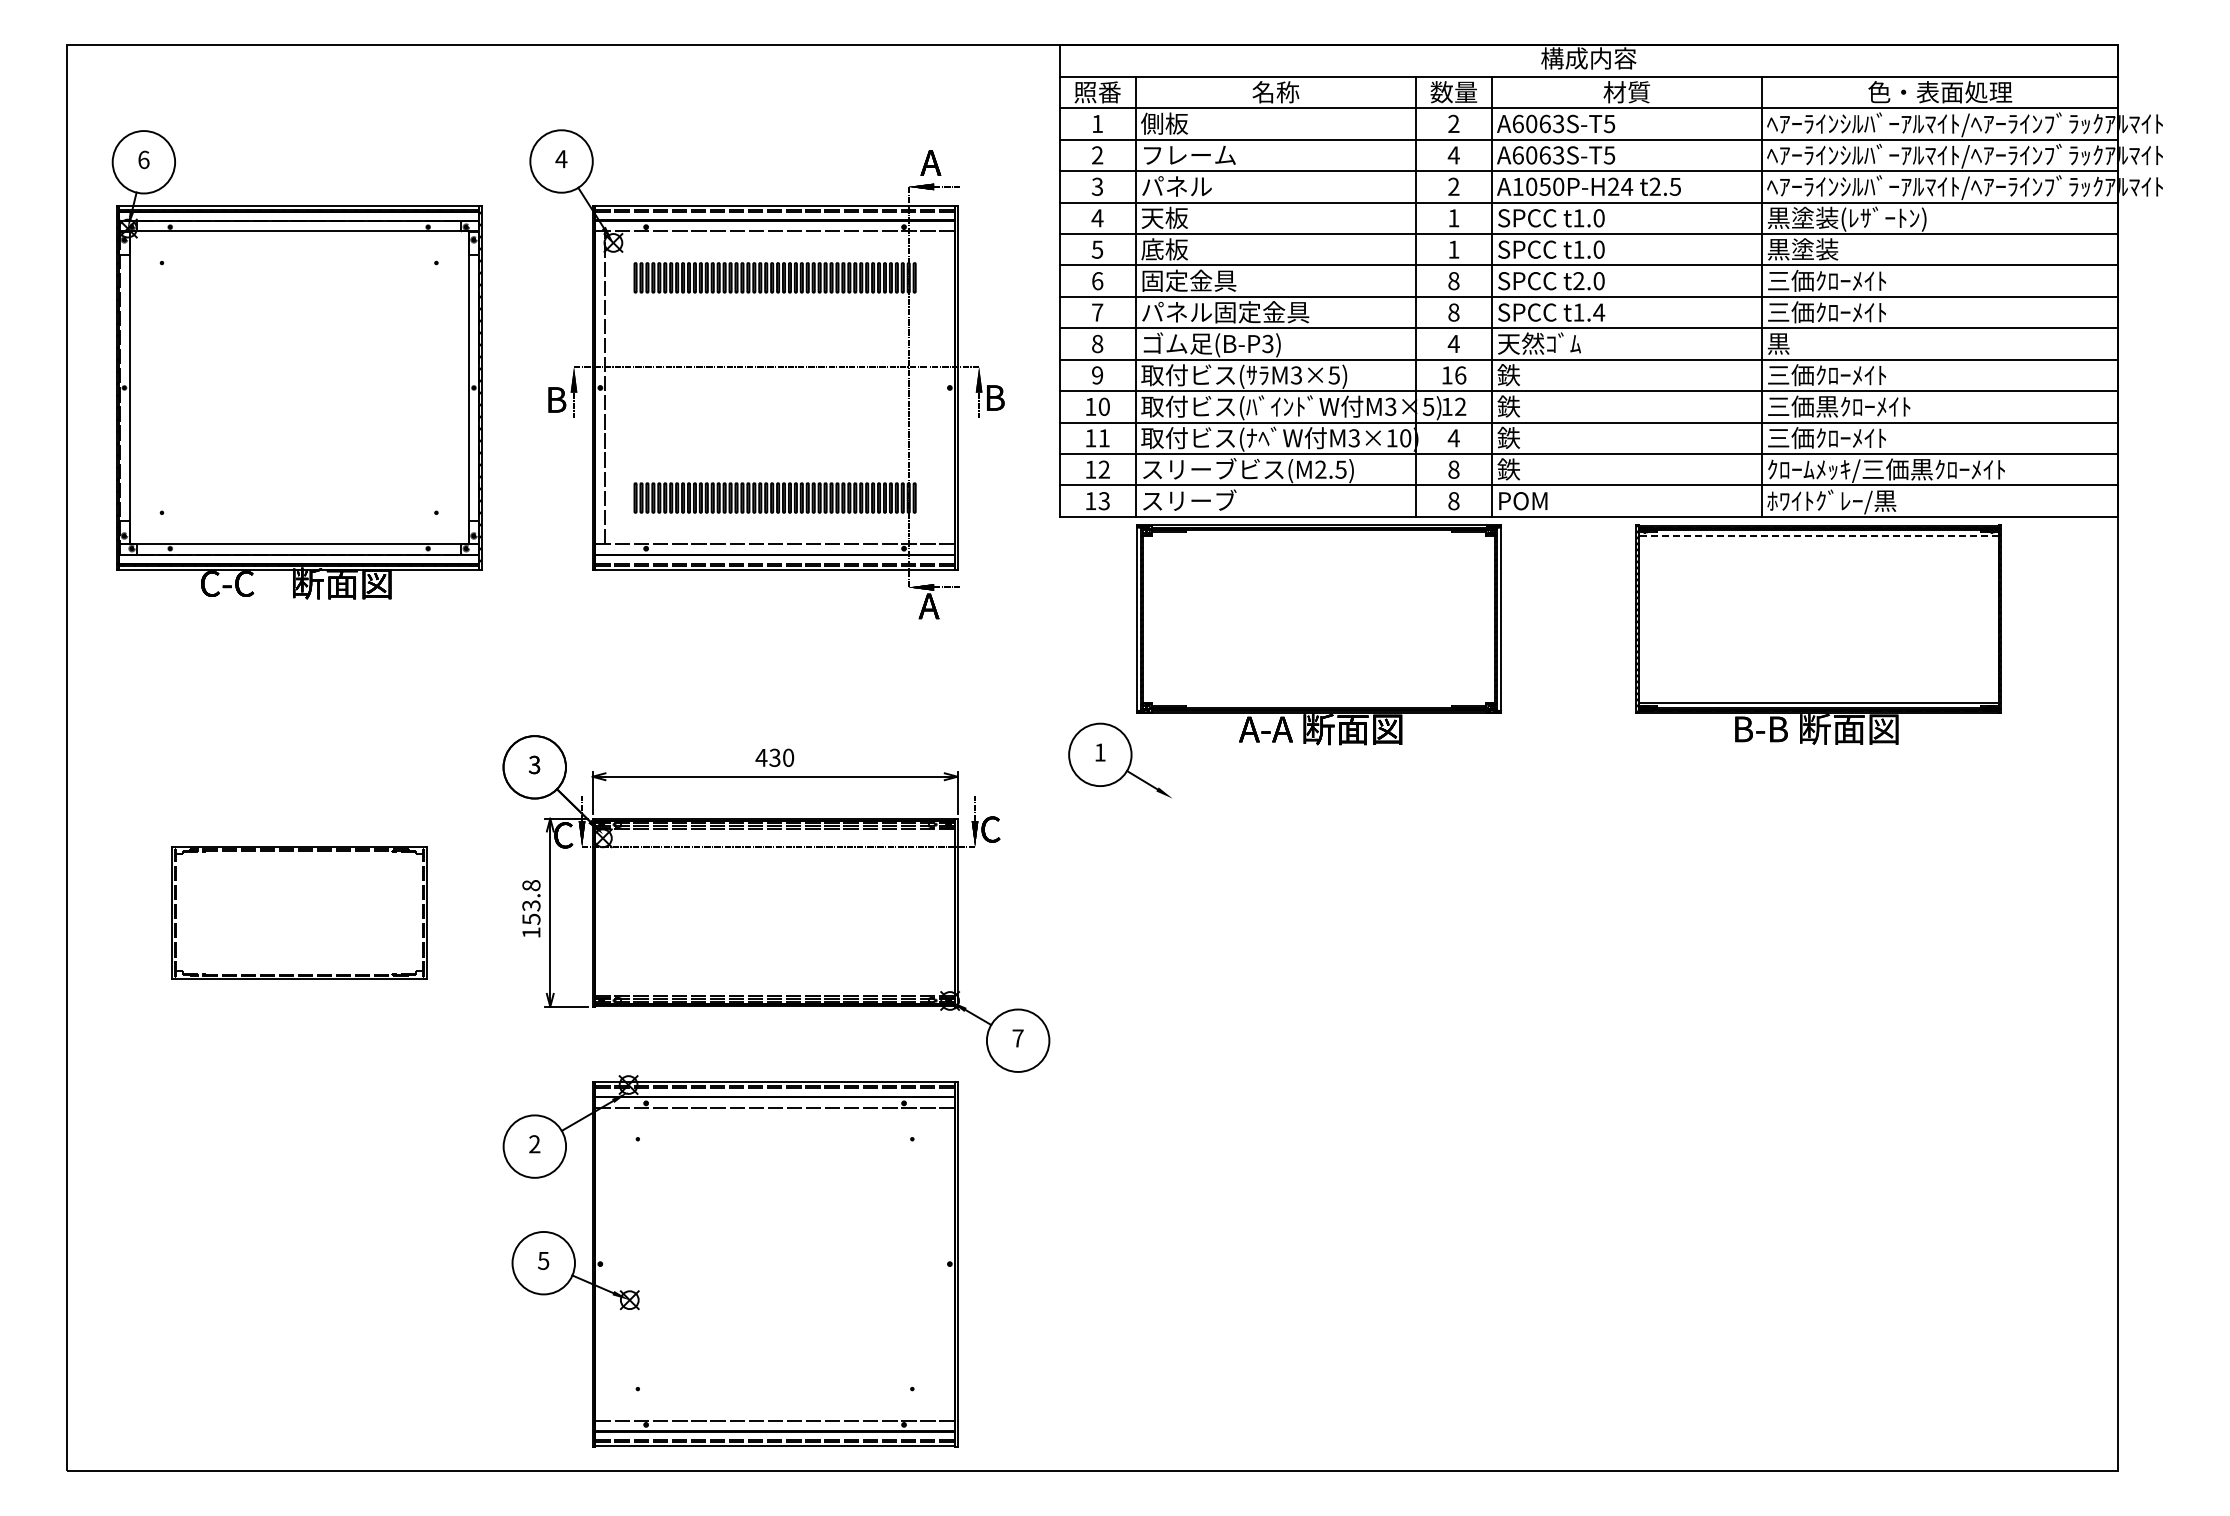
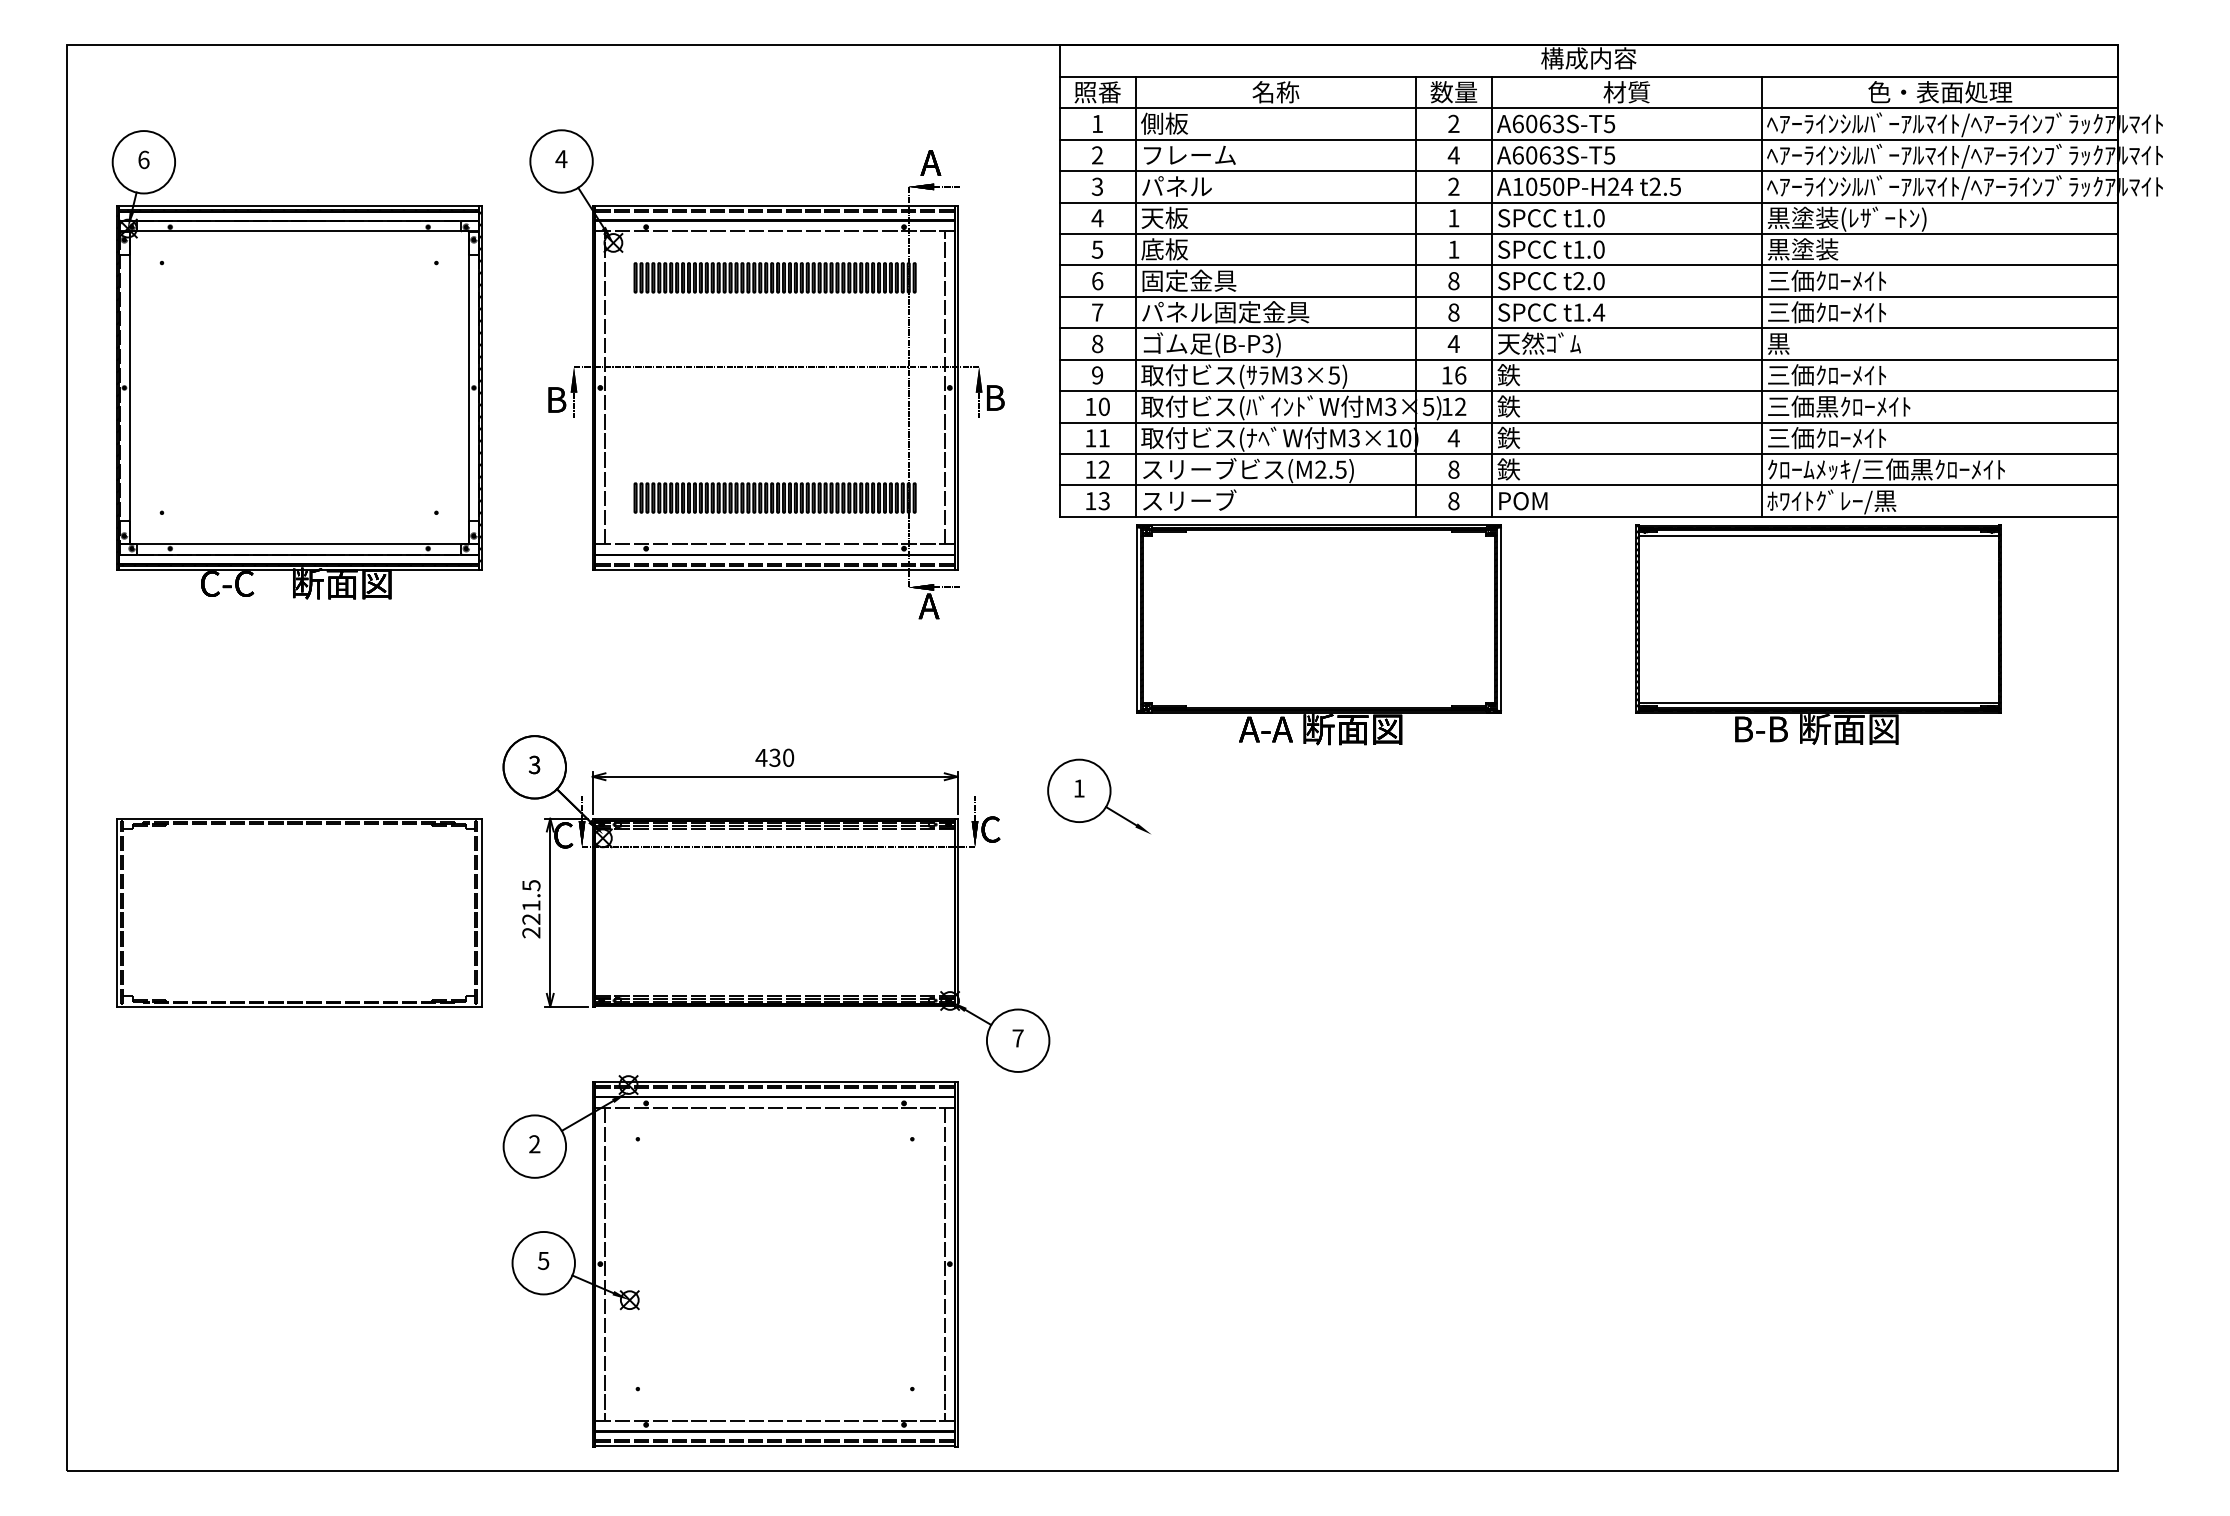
line: none -> present (944, 387)
line: dashed -> solid (1818, 535)
part position: (1119, 760) -> (1098, 796) (1098, 796)
text: 153.8 -> 221.5 (531, 909)
part size: 257x134 px -> 367x190 px (299, 912)
line: none -> present (605, 1264)
line: none -> present (944, 1264)
